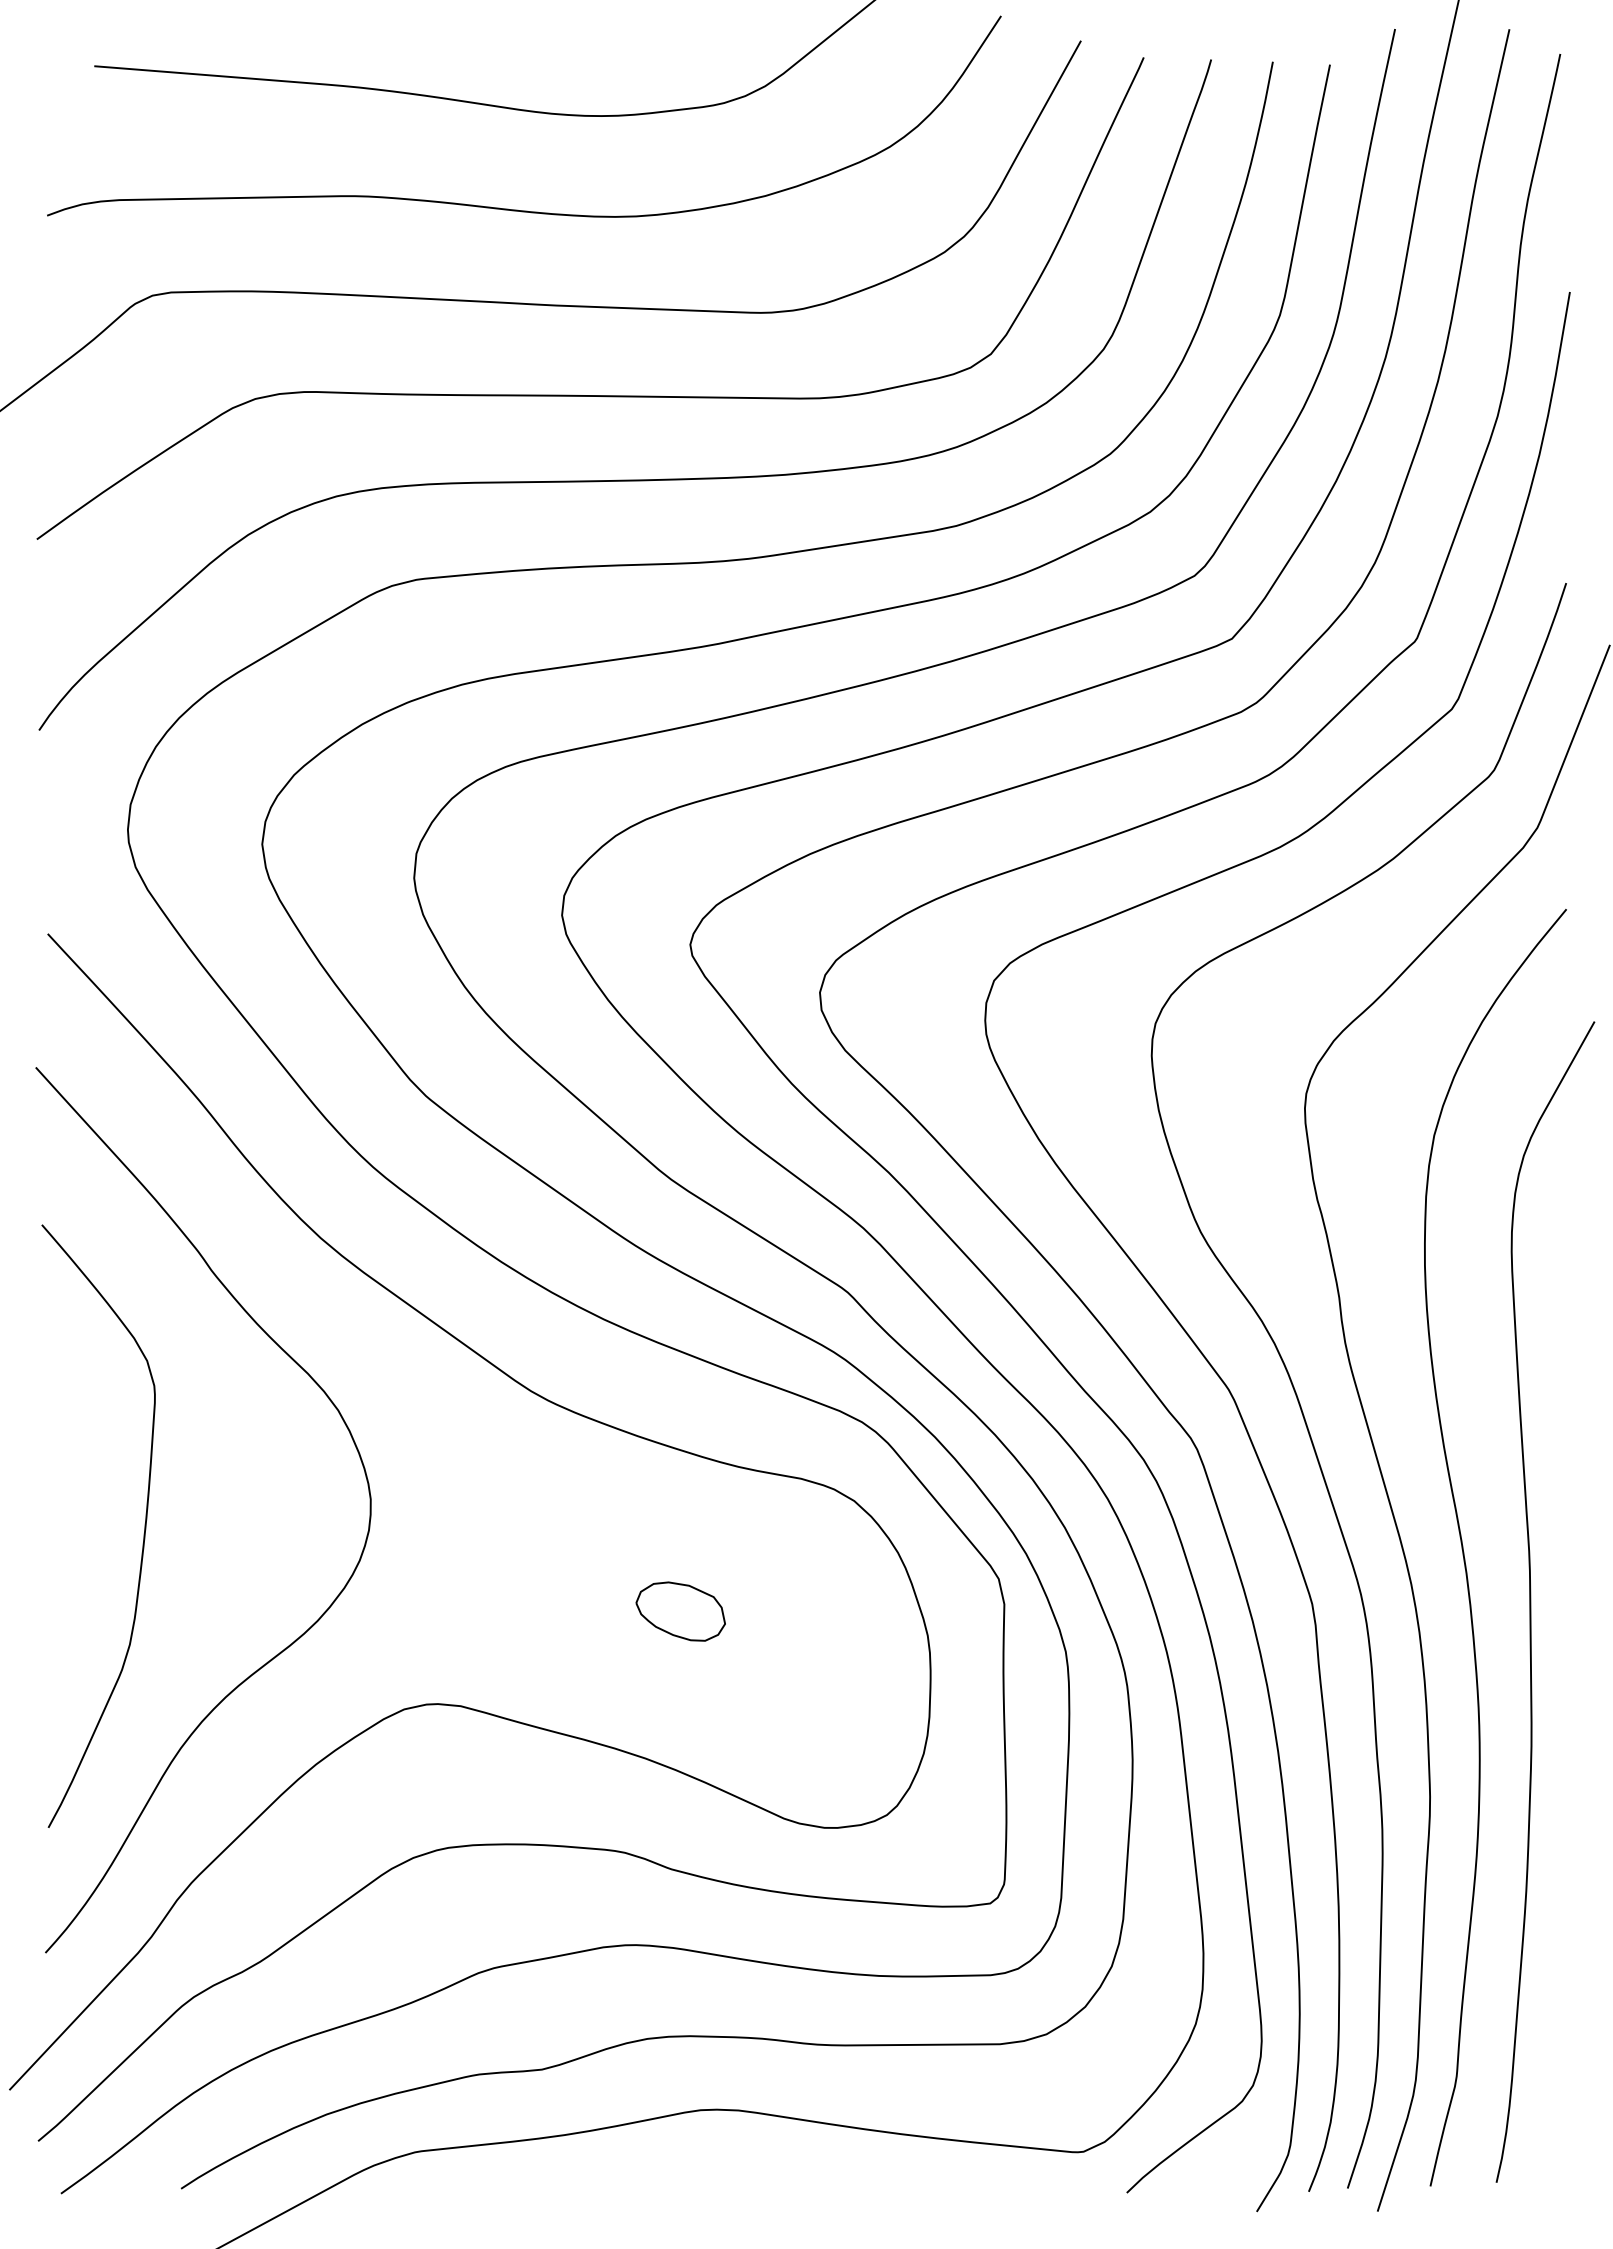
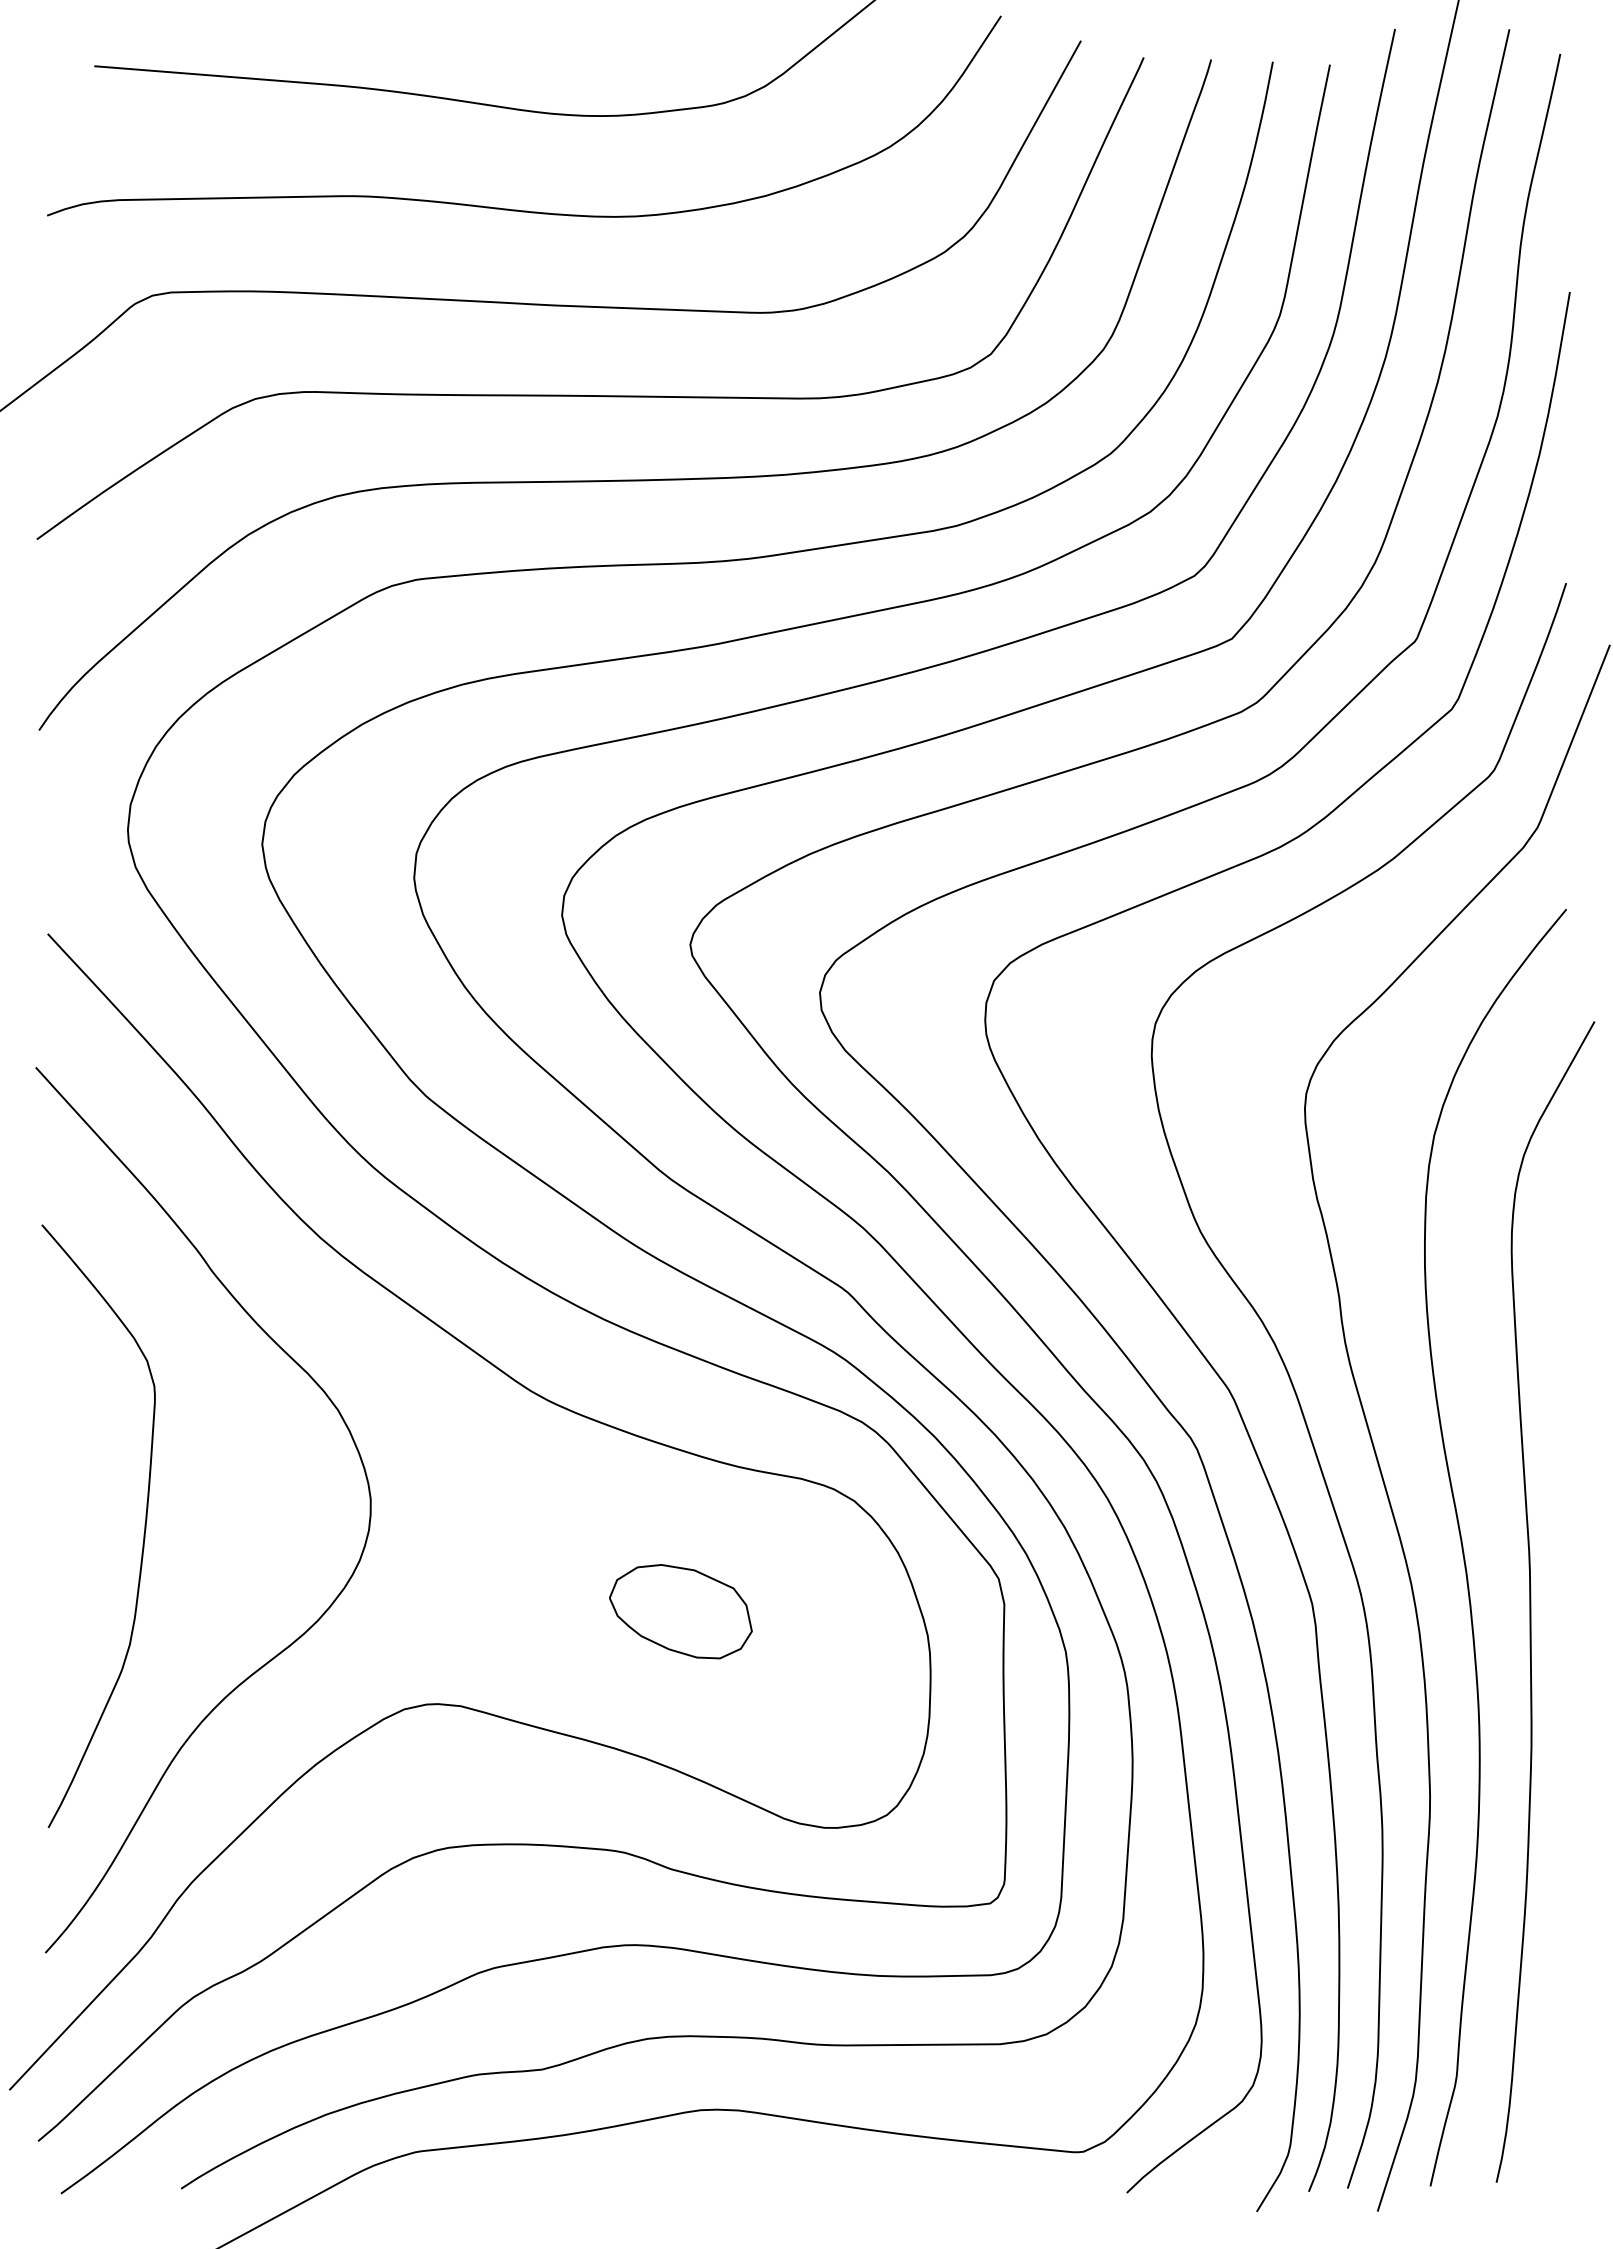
part size: 91x61 px -> 144x96 px (680, 1611)
